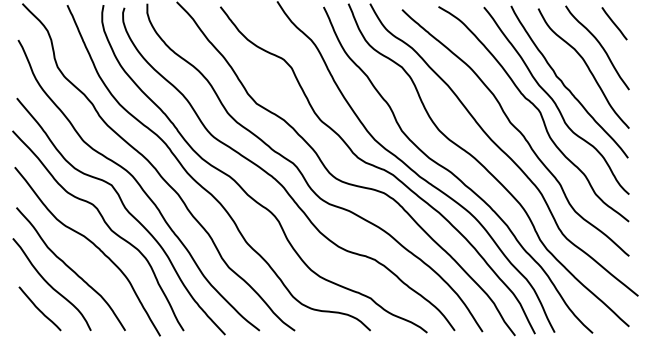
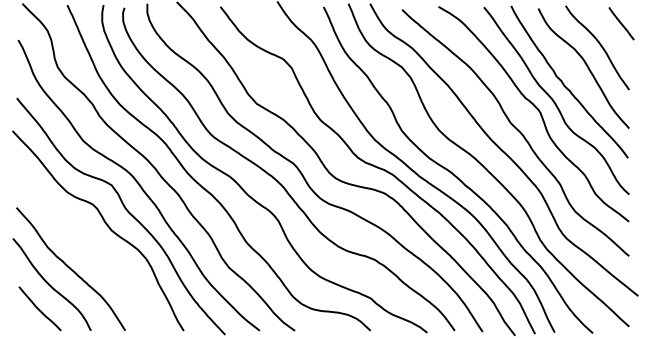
line position: (614, 23) -> (621, 23) (621, 23)
curve: present -> none (93, 245)
